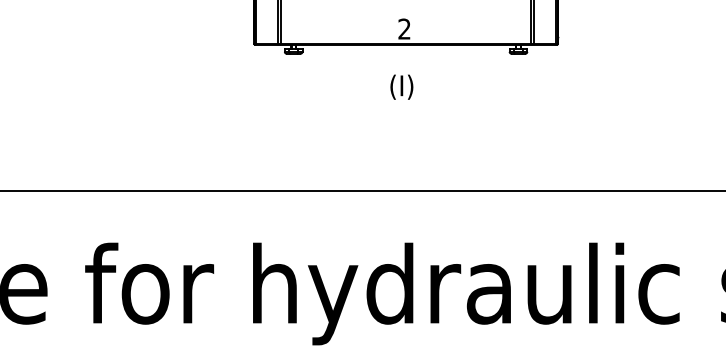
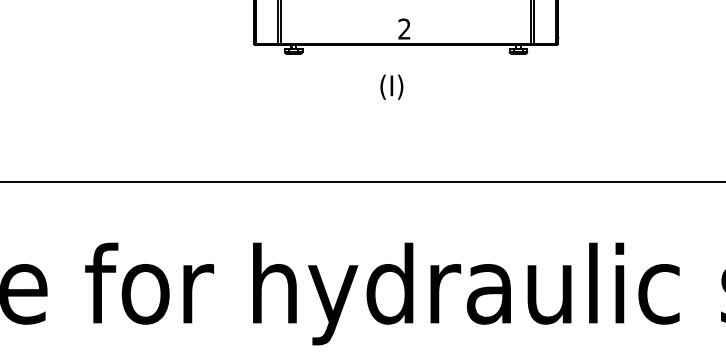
text position: (401, 86) -> (391, 86) (391, 86)
line position: (362, 191) -> (362, 182) (362, 182)
